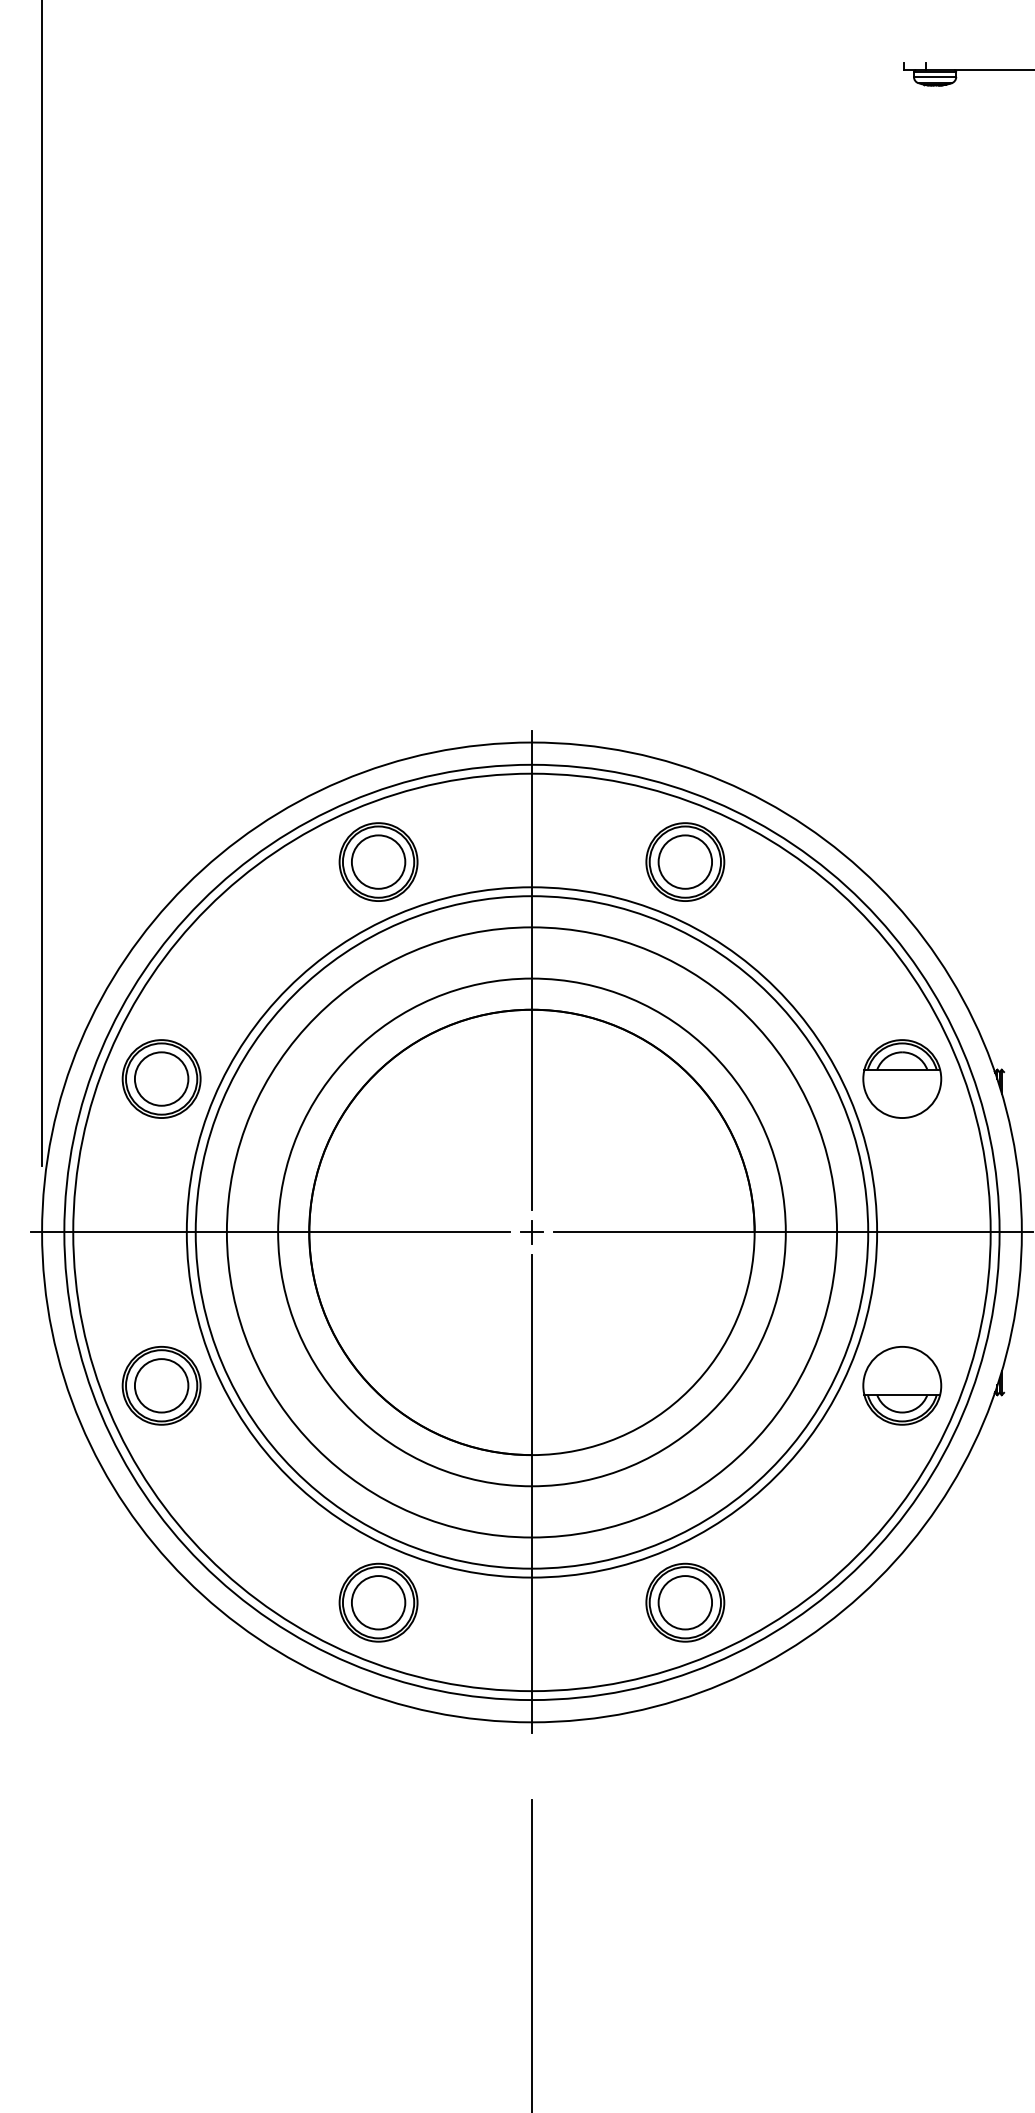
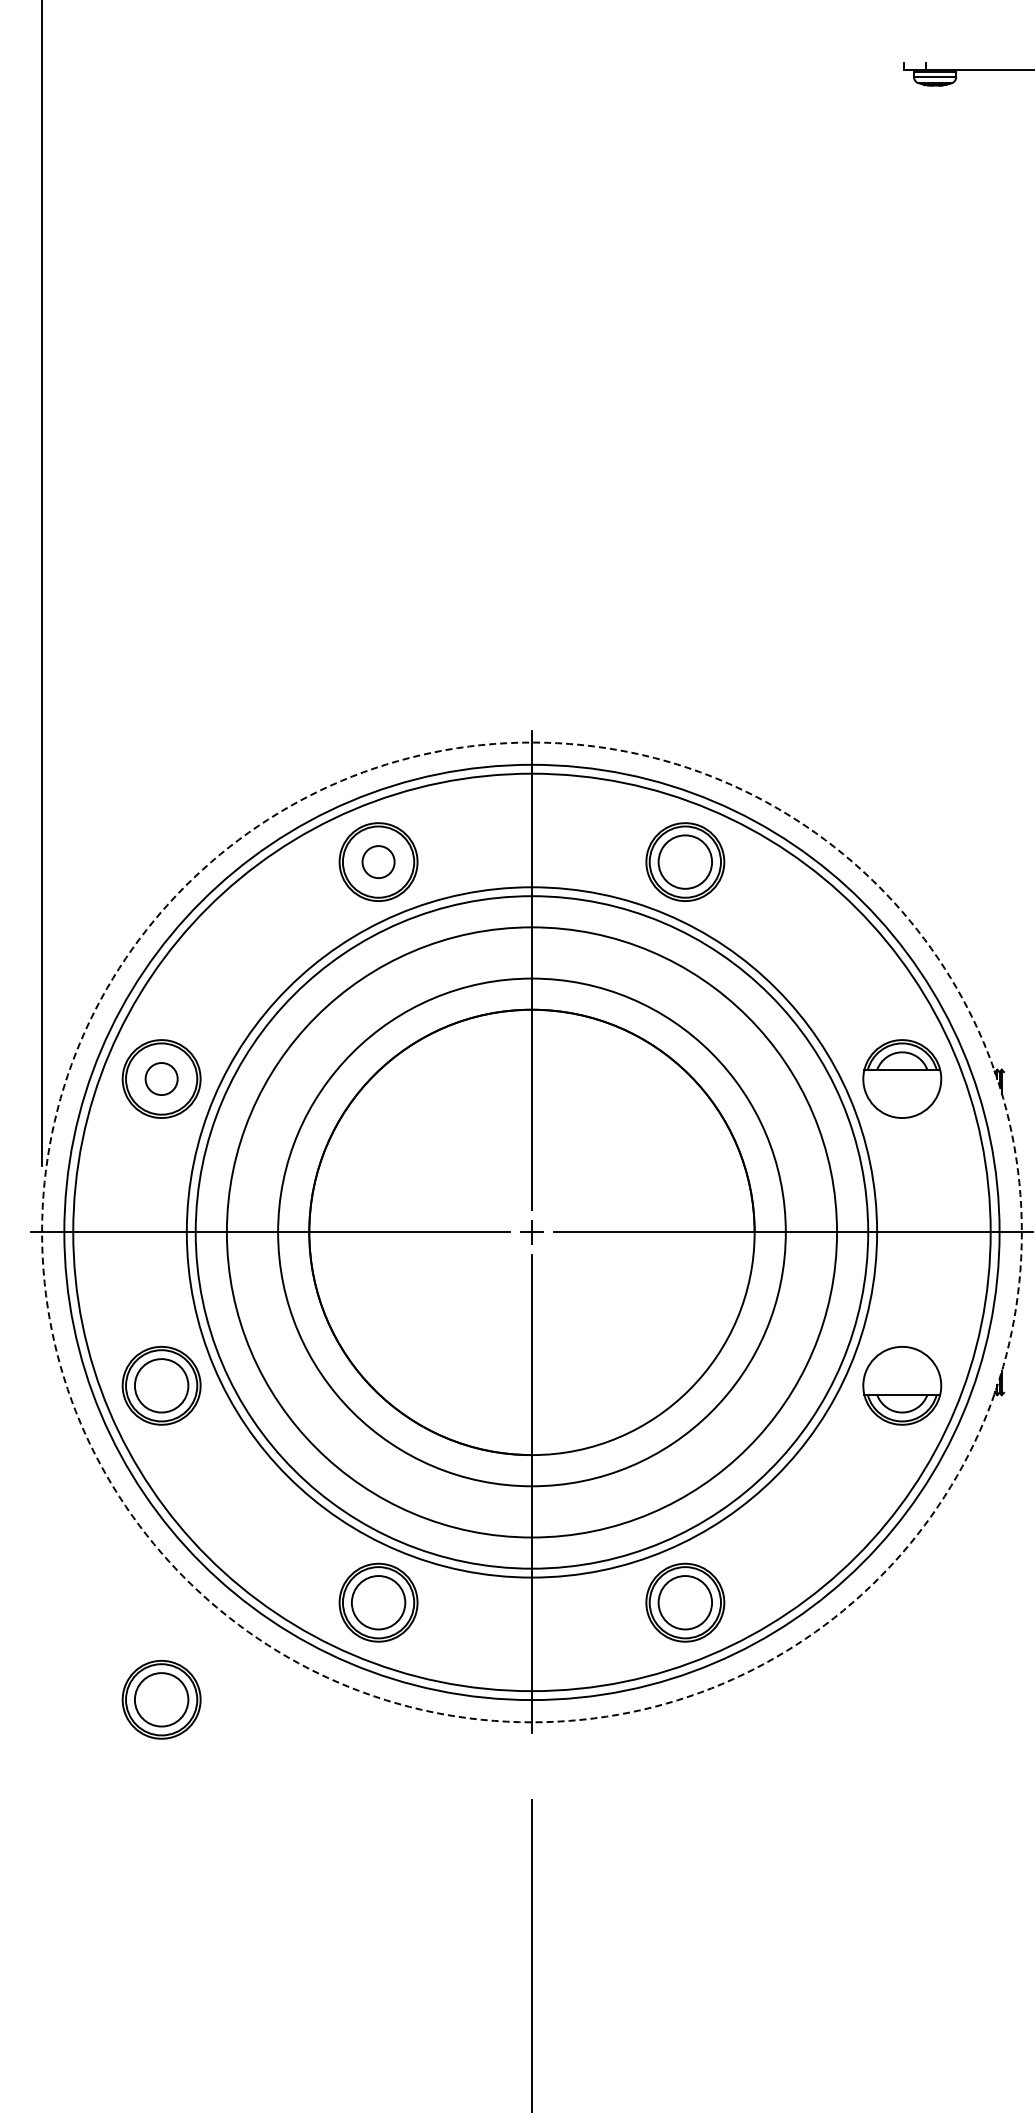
circle diameter: 53 px -> 32 px (378, 862)
circle diameter: 53 px -> 32 px (161, 1079)
circle: solid -> dashed (531, 1232)
part: none -> present (161, 1699)
